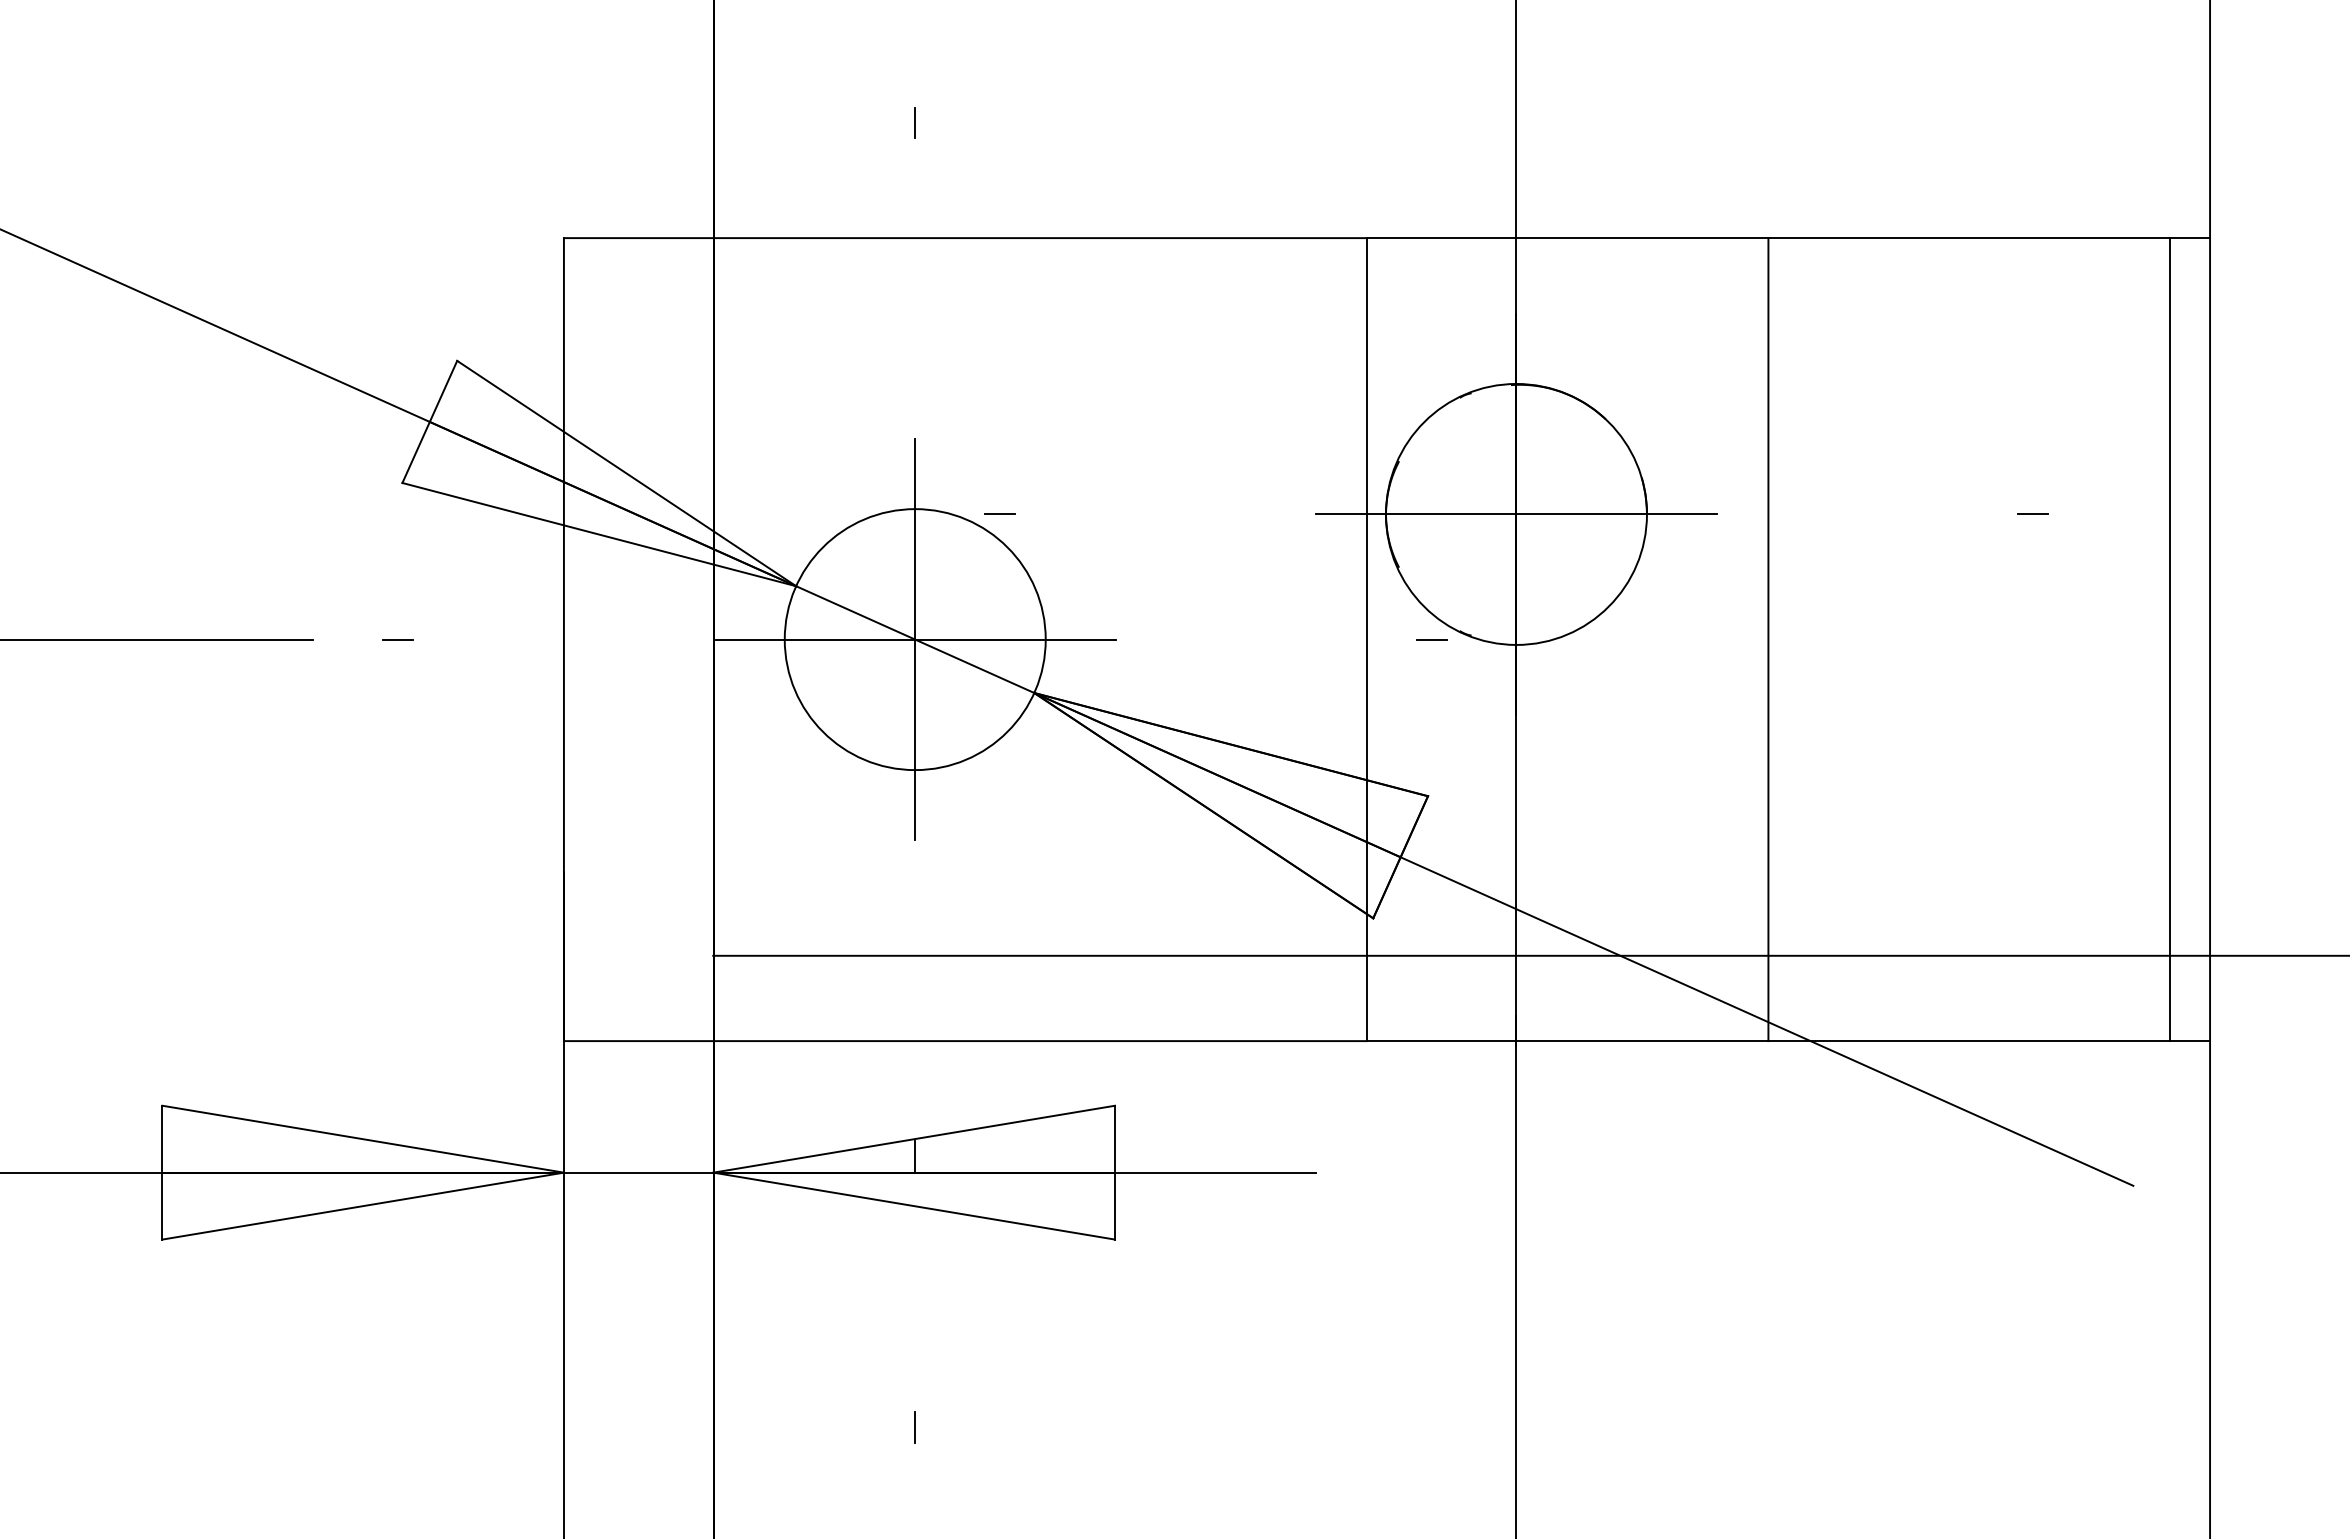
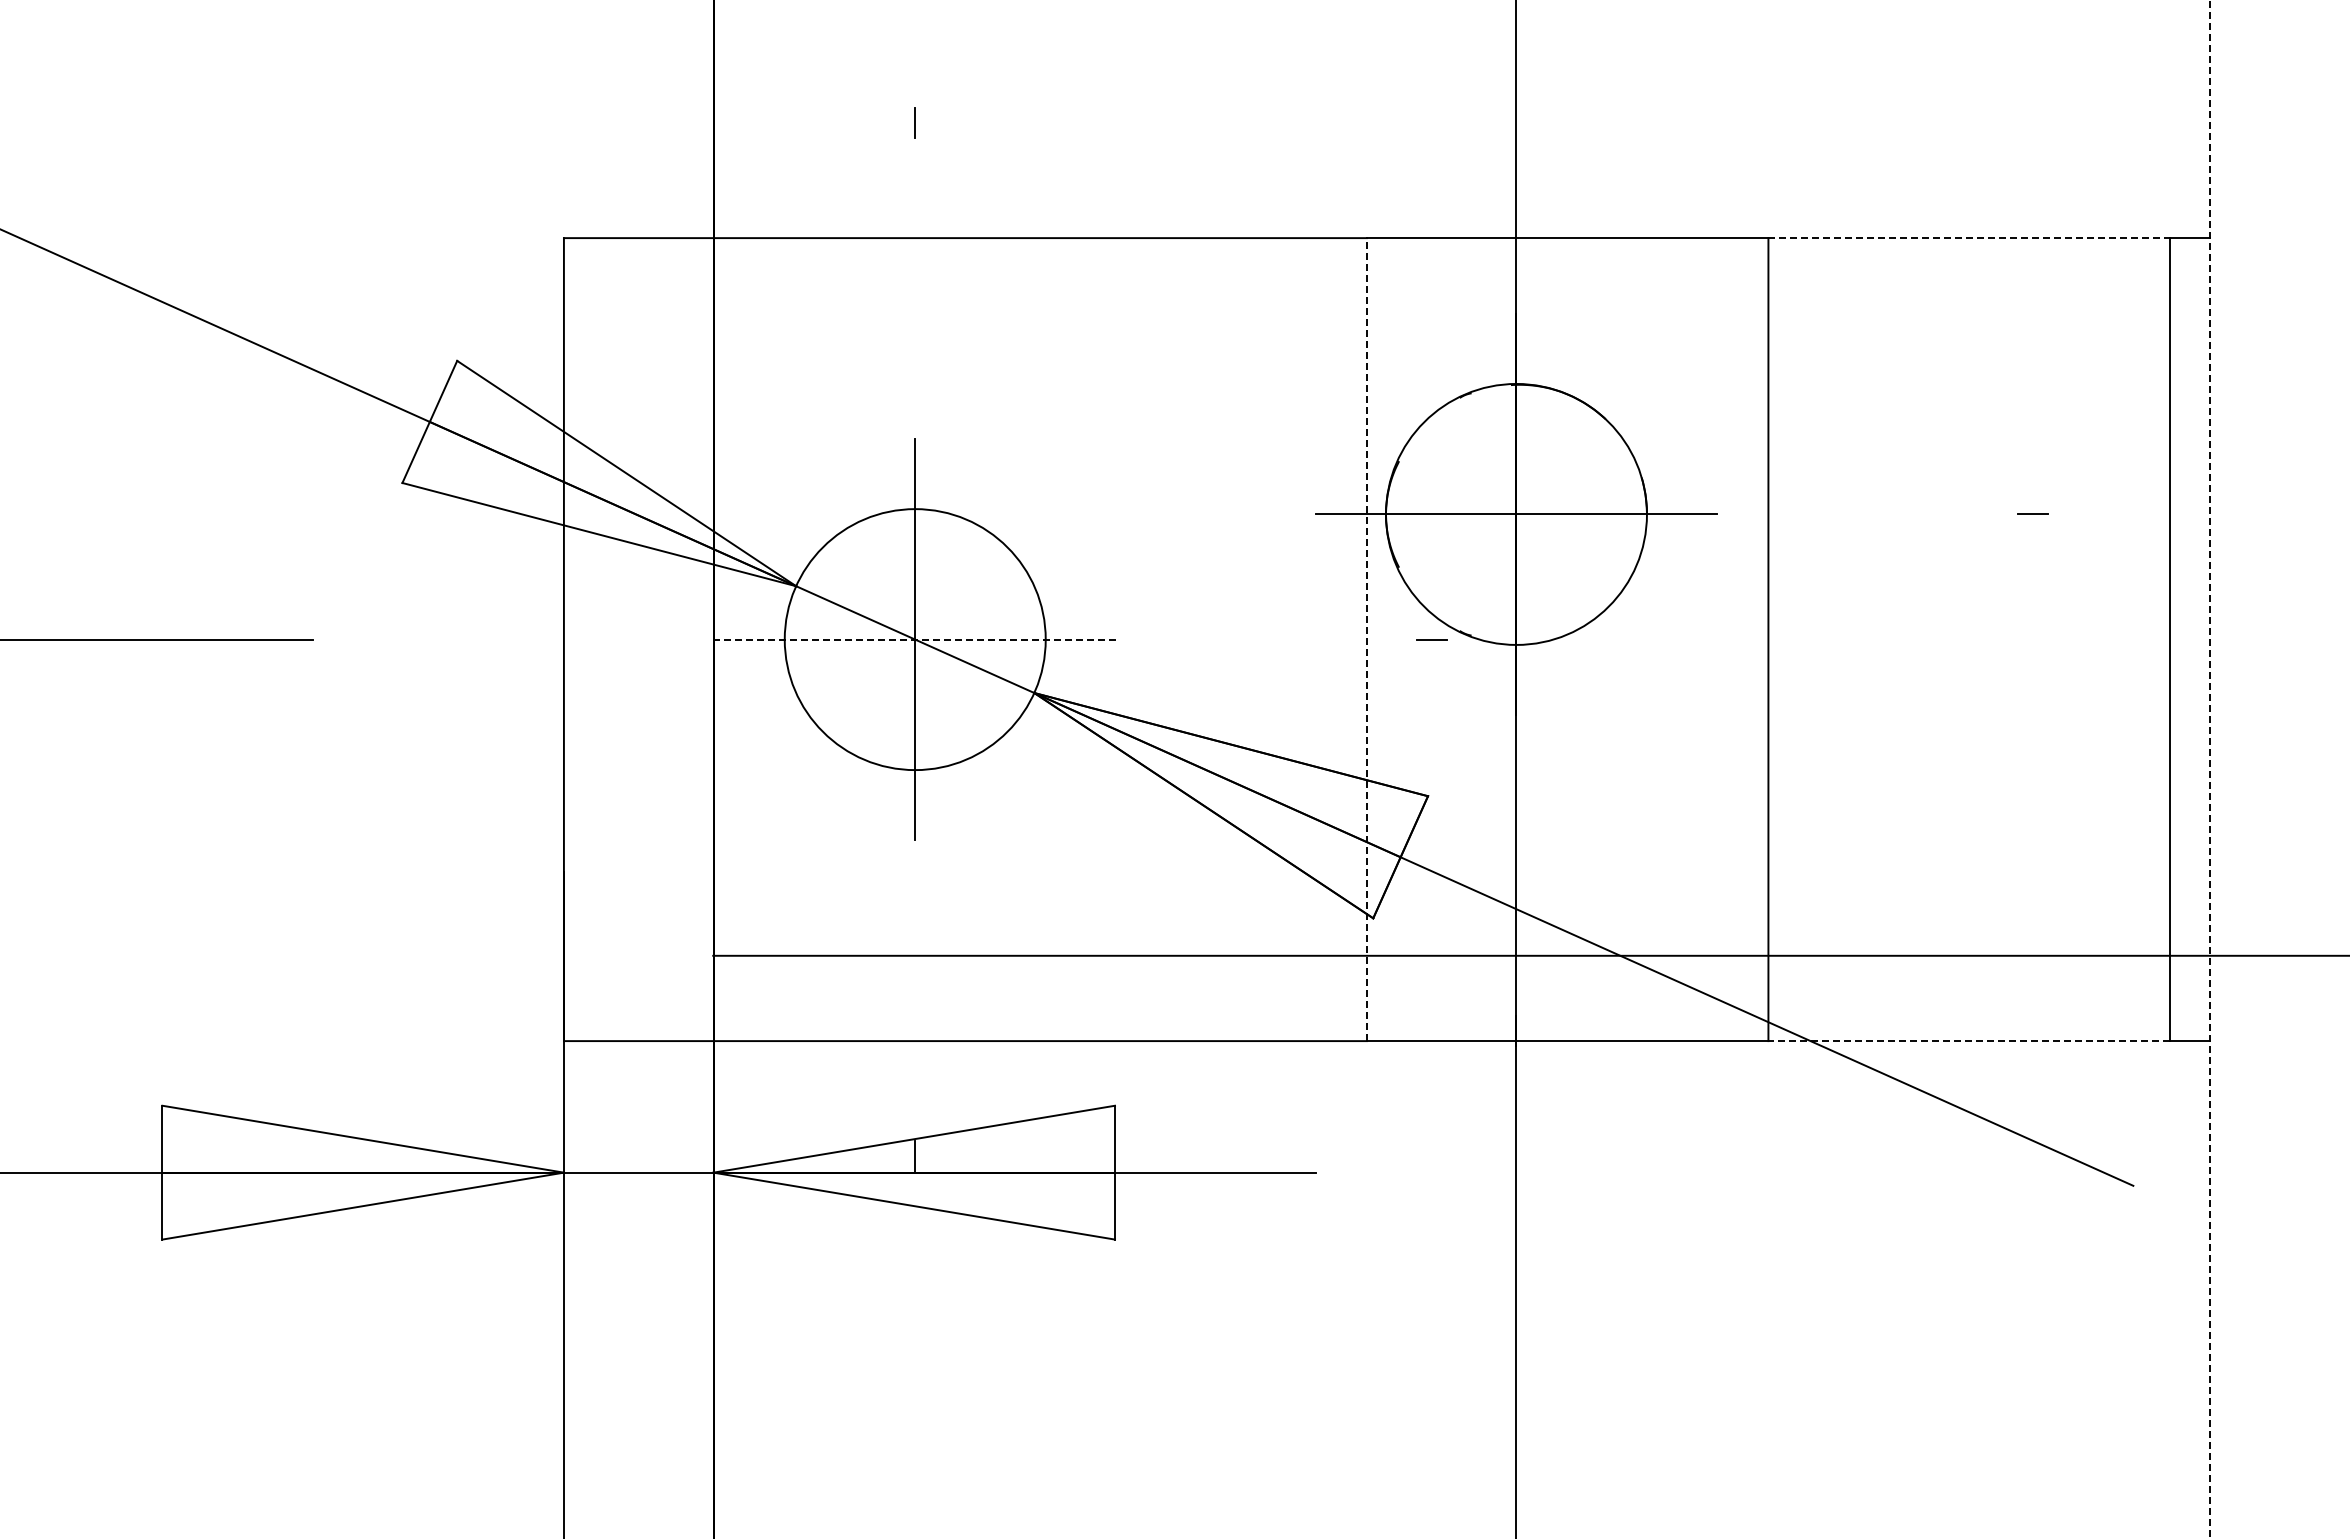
line: solid -> dashed (1969, 238)
line: present -> none (999, 513)
line: present -> none (398, 639)
line: solid -> dashed (915, 639)
line: solid -> dashed (1366, 639)
line: solid -> dashed (2210, 769)
line: solid -> dashed (1969, 1041)
line: present -> none (915, 1427)
